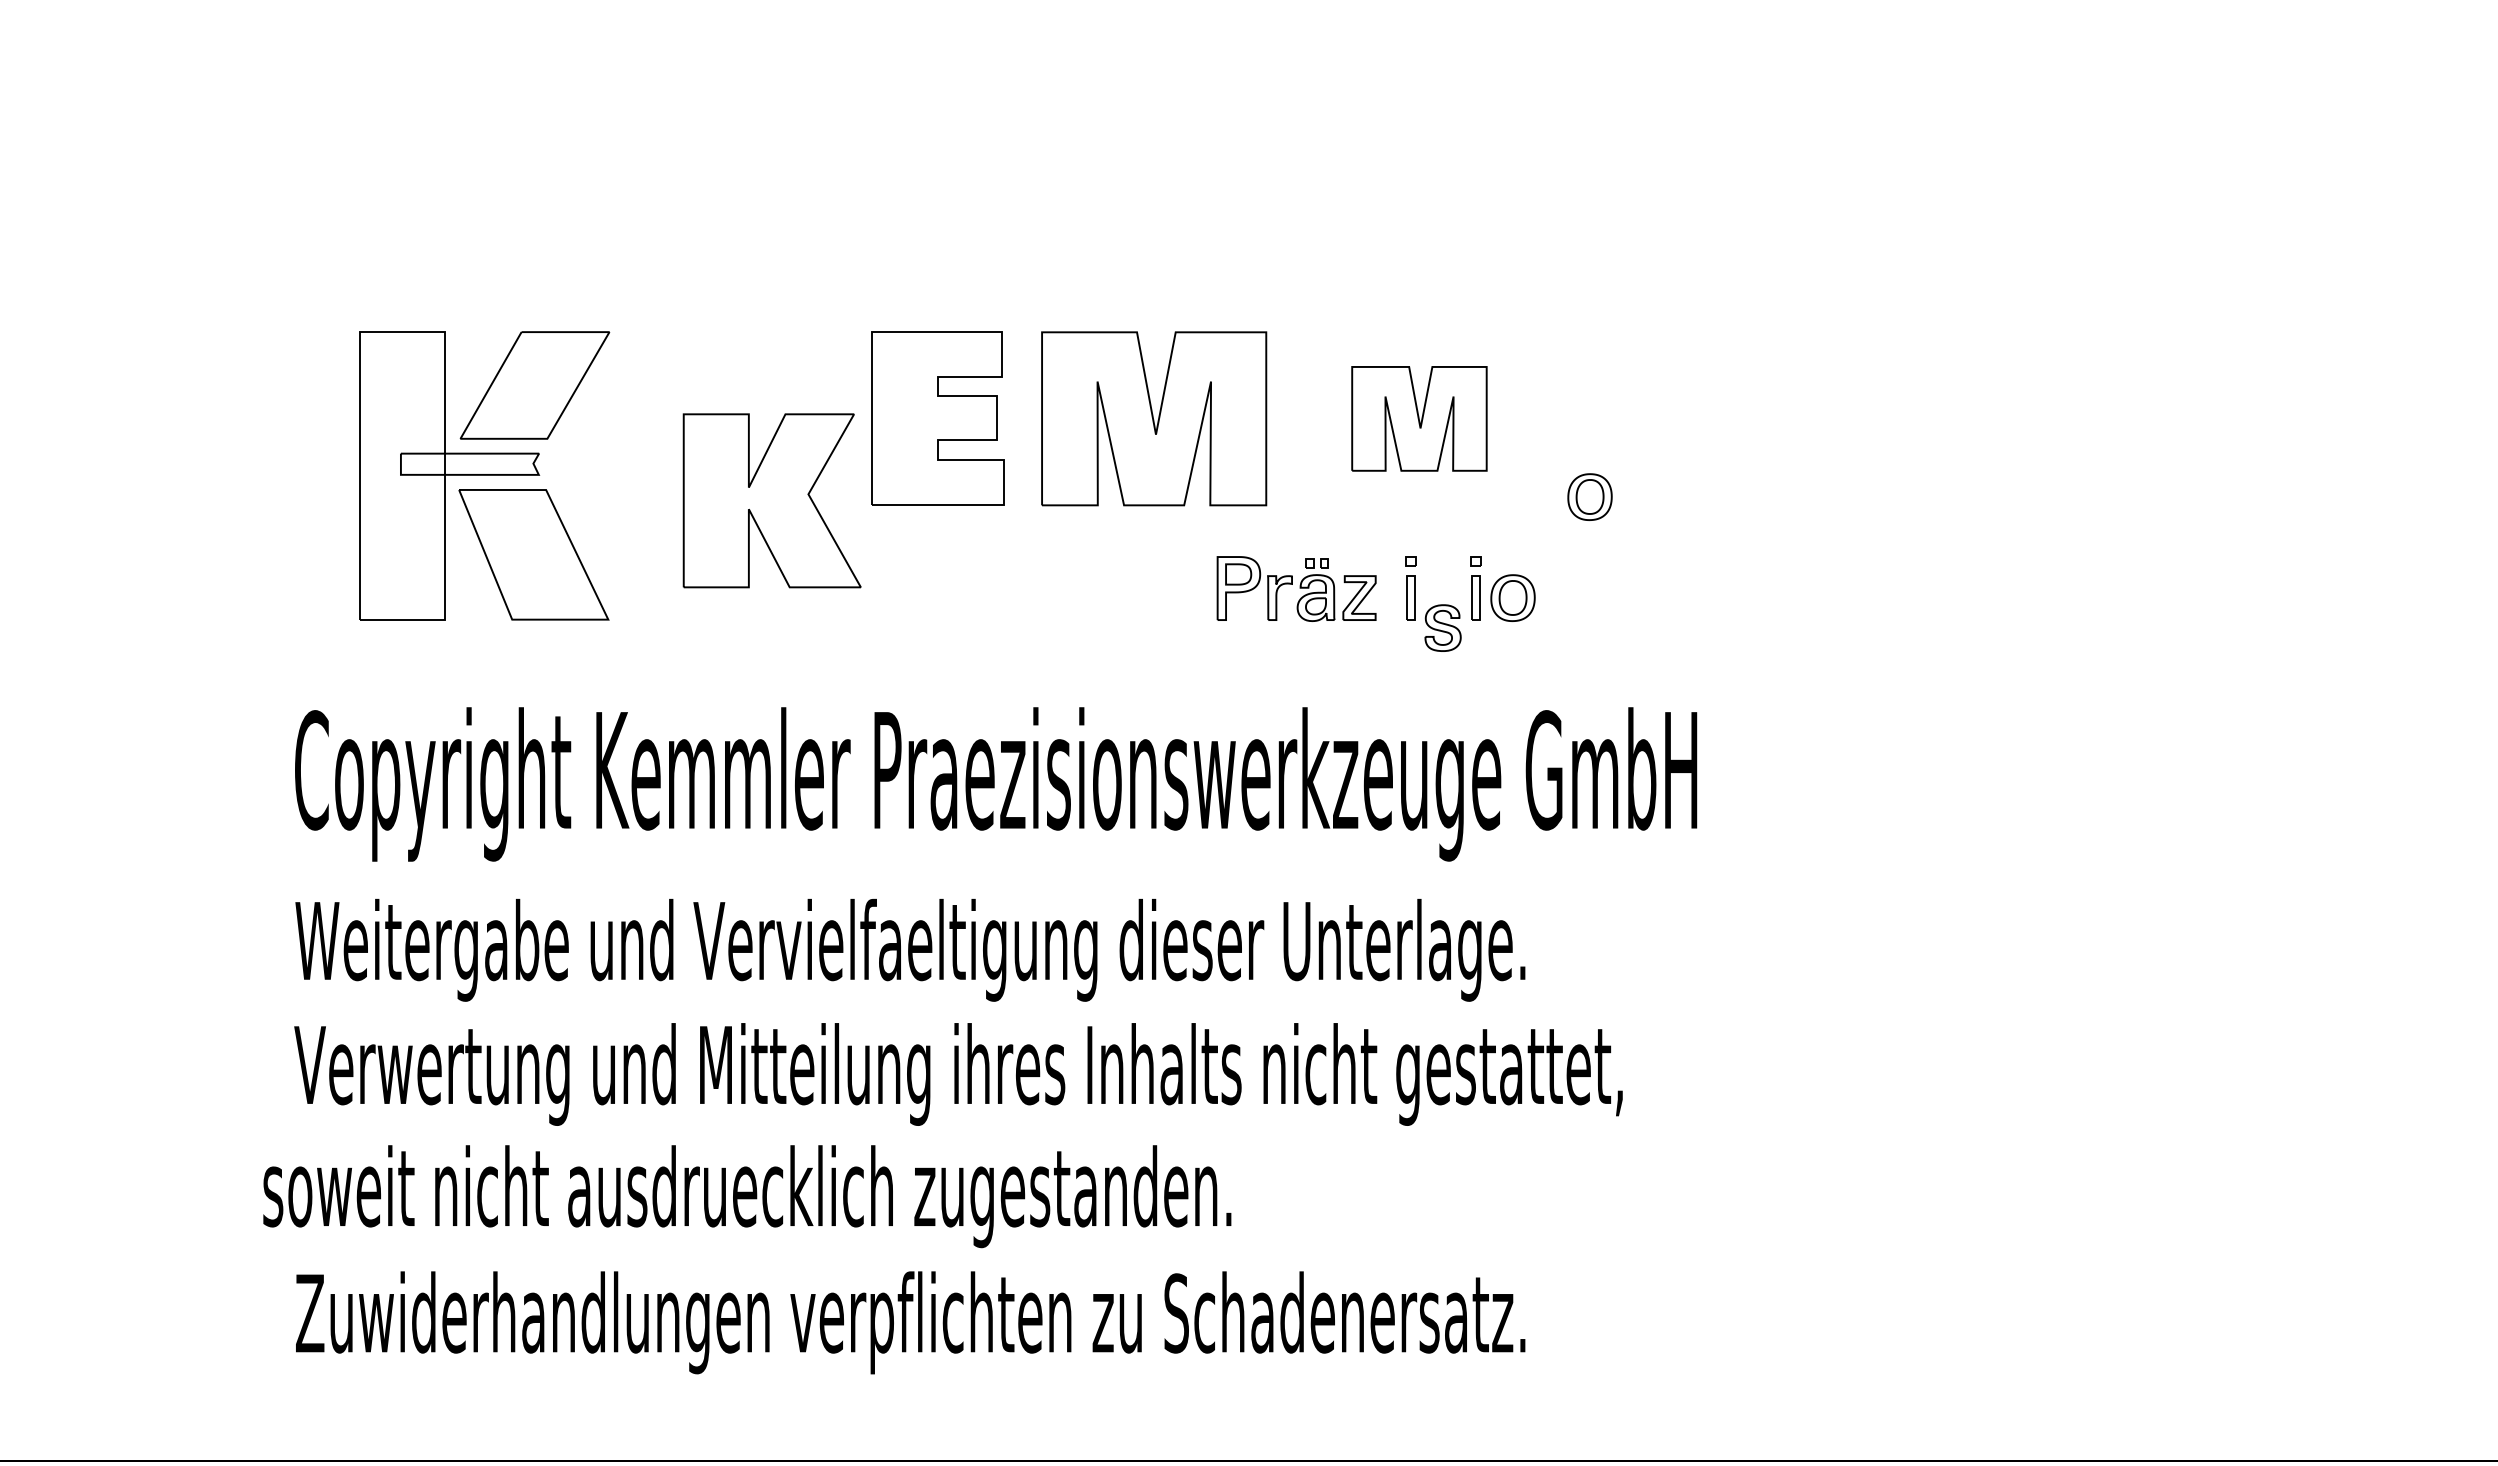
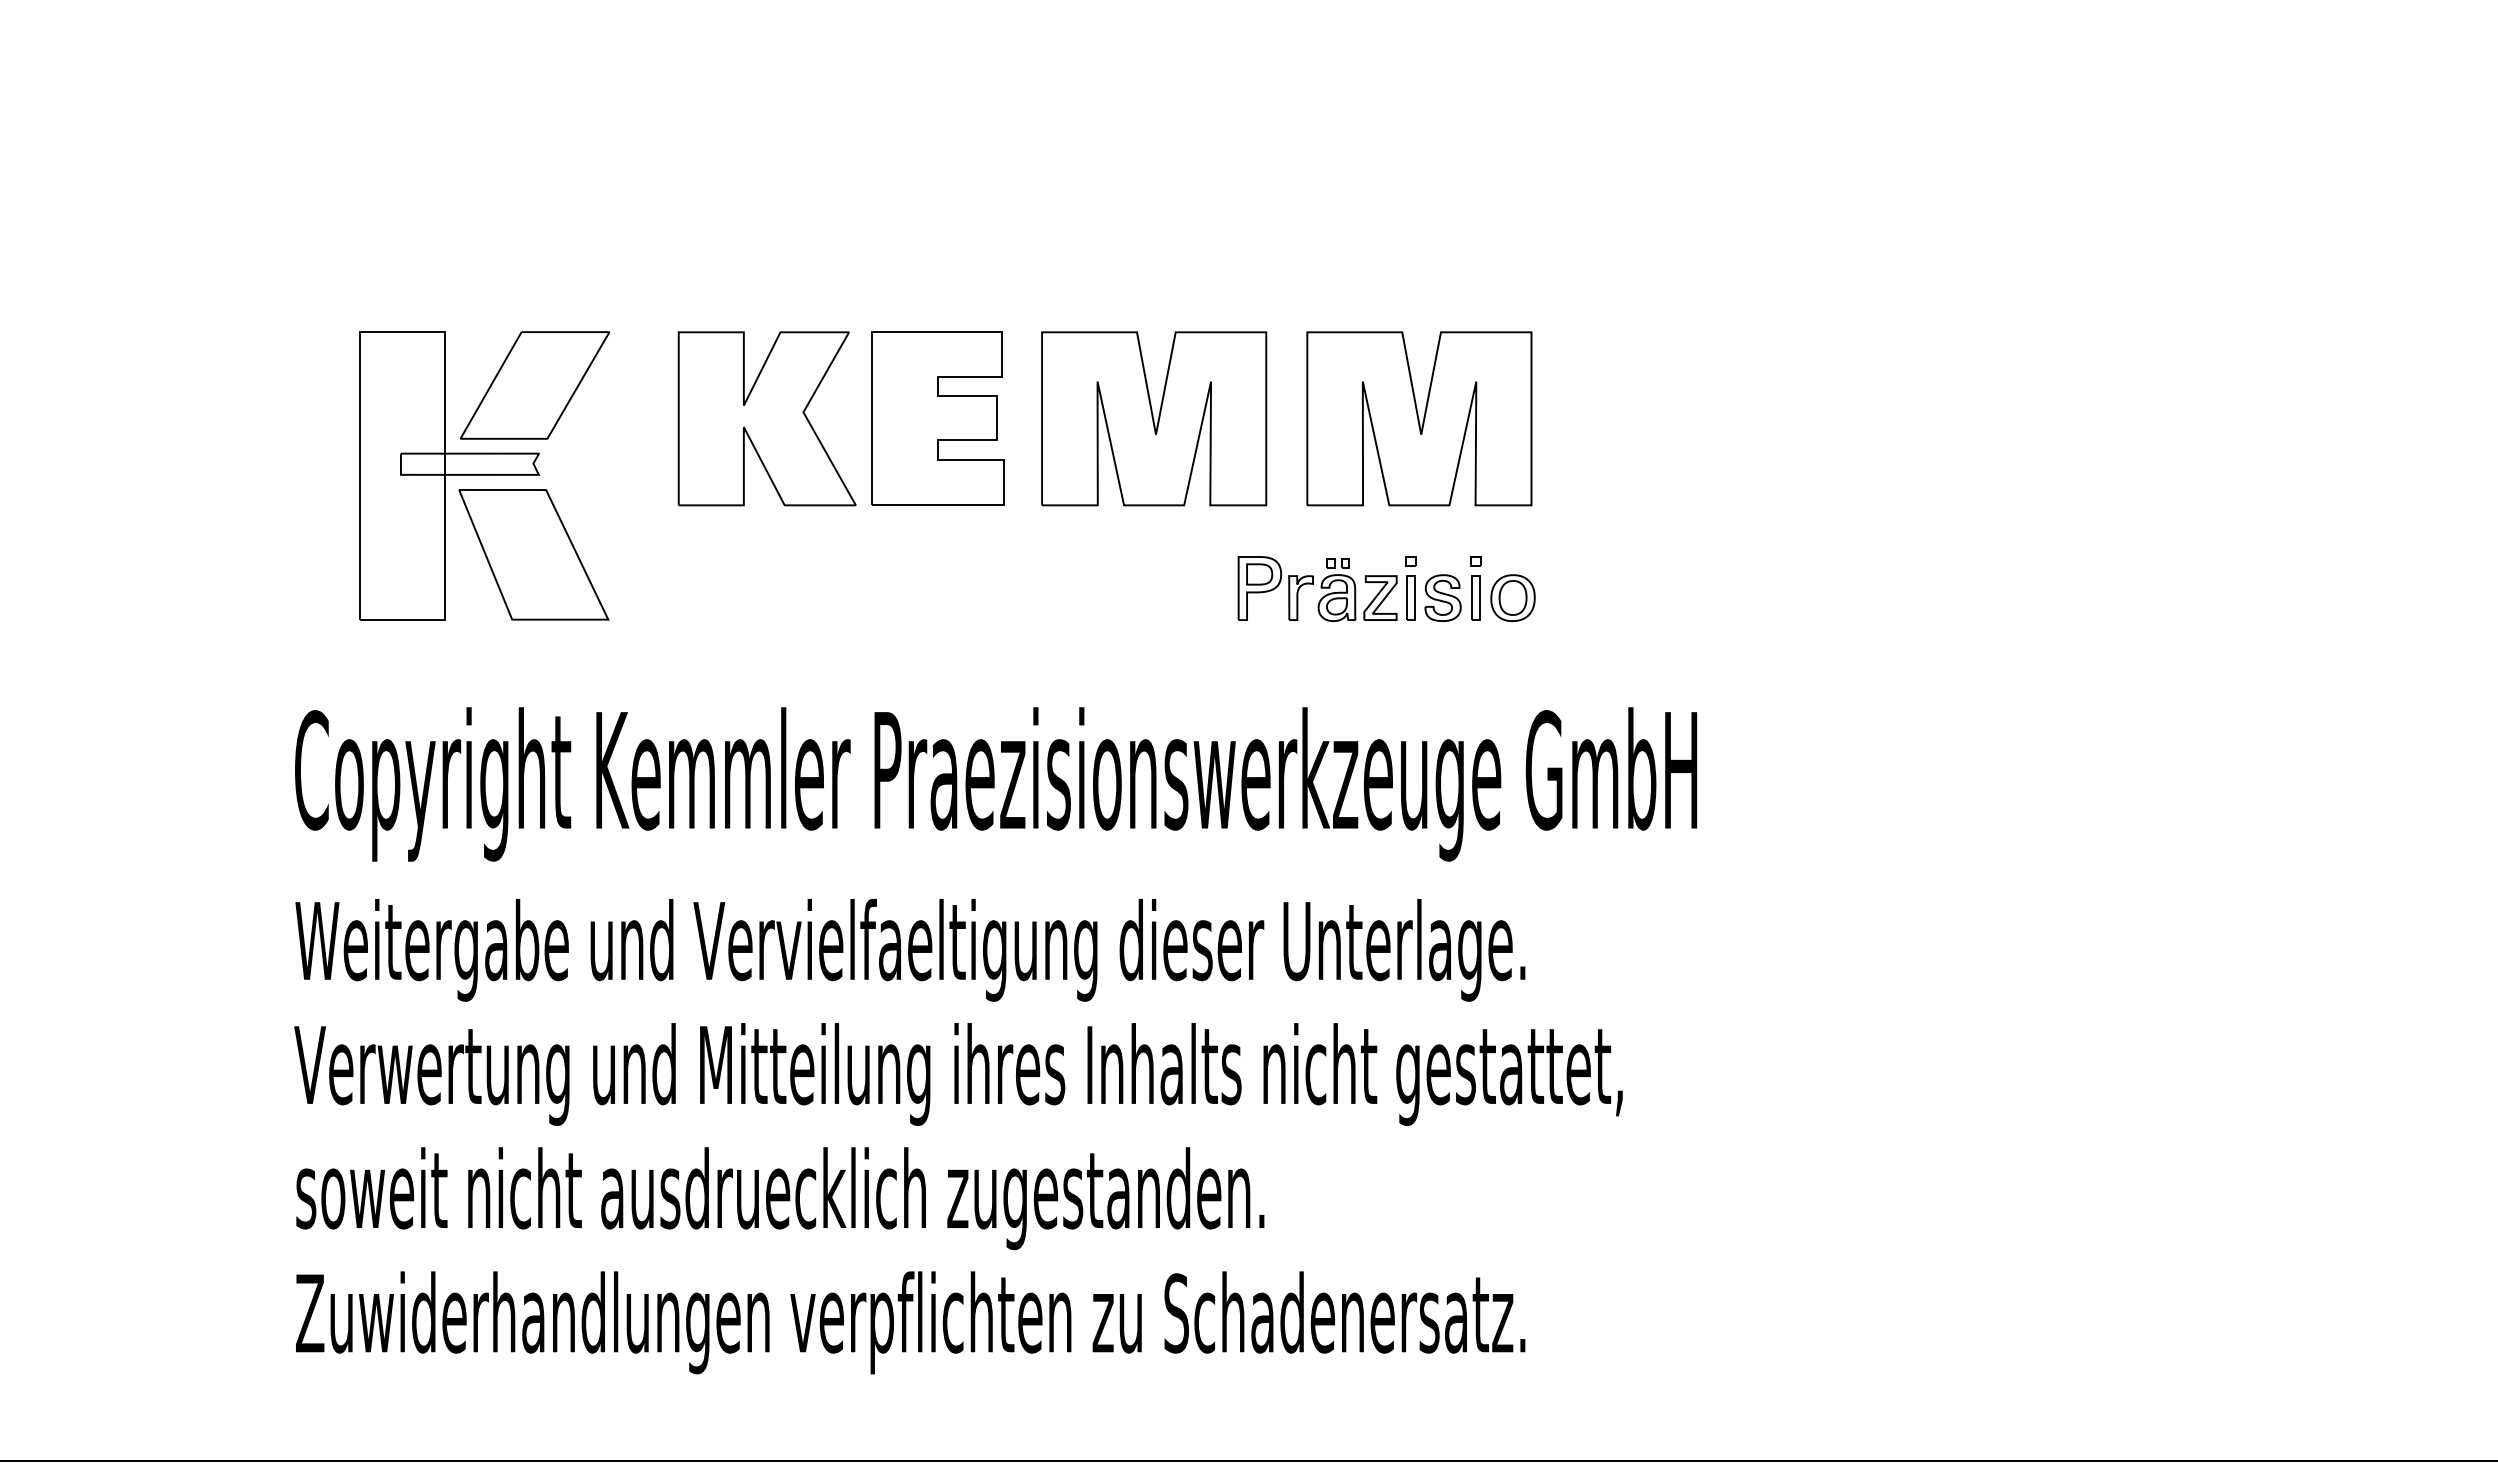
part size: 137x106 px -> 227x176 px (1419, 418)
part: present -> none (1589, 496)
part position: (771, 500) -> (766, 418) (766, 418)
part position: (1296, 588) -> (1317, 588) (1317, 588)
part position: (1442, 627) -> (1442, 597) (1442, 597)
text position: (747, 1196) -> (780, 1198) (780, 1198)
